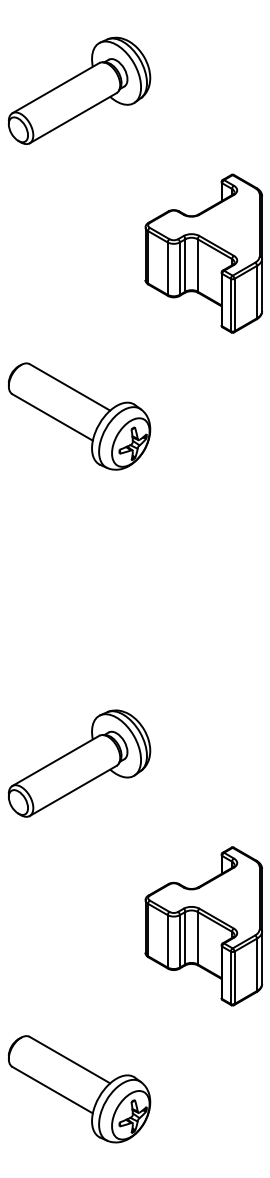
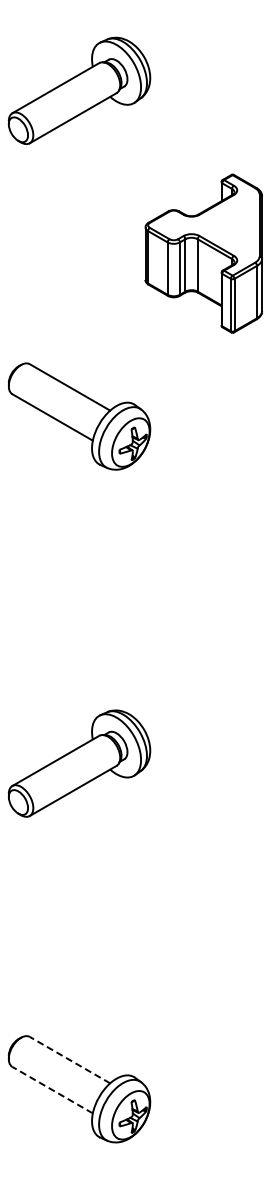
part: present -> none (203, 926)
line: solid -> dashed (69, 1059)
line: solid -> dashed (52, 1089)
